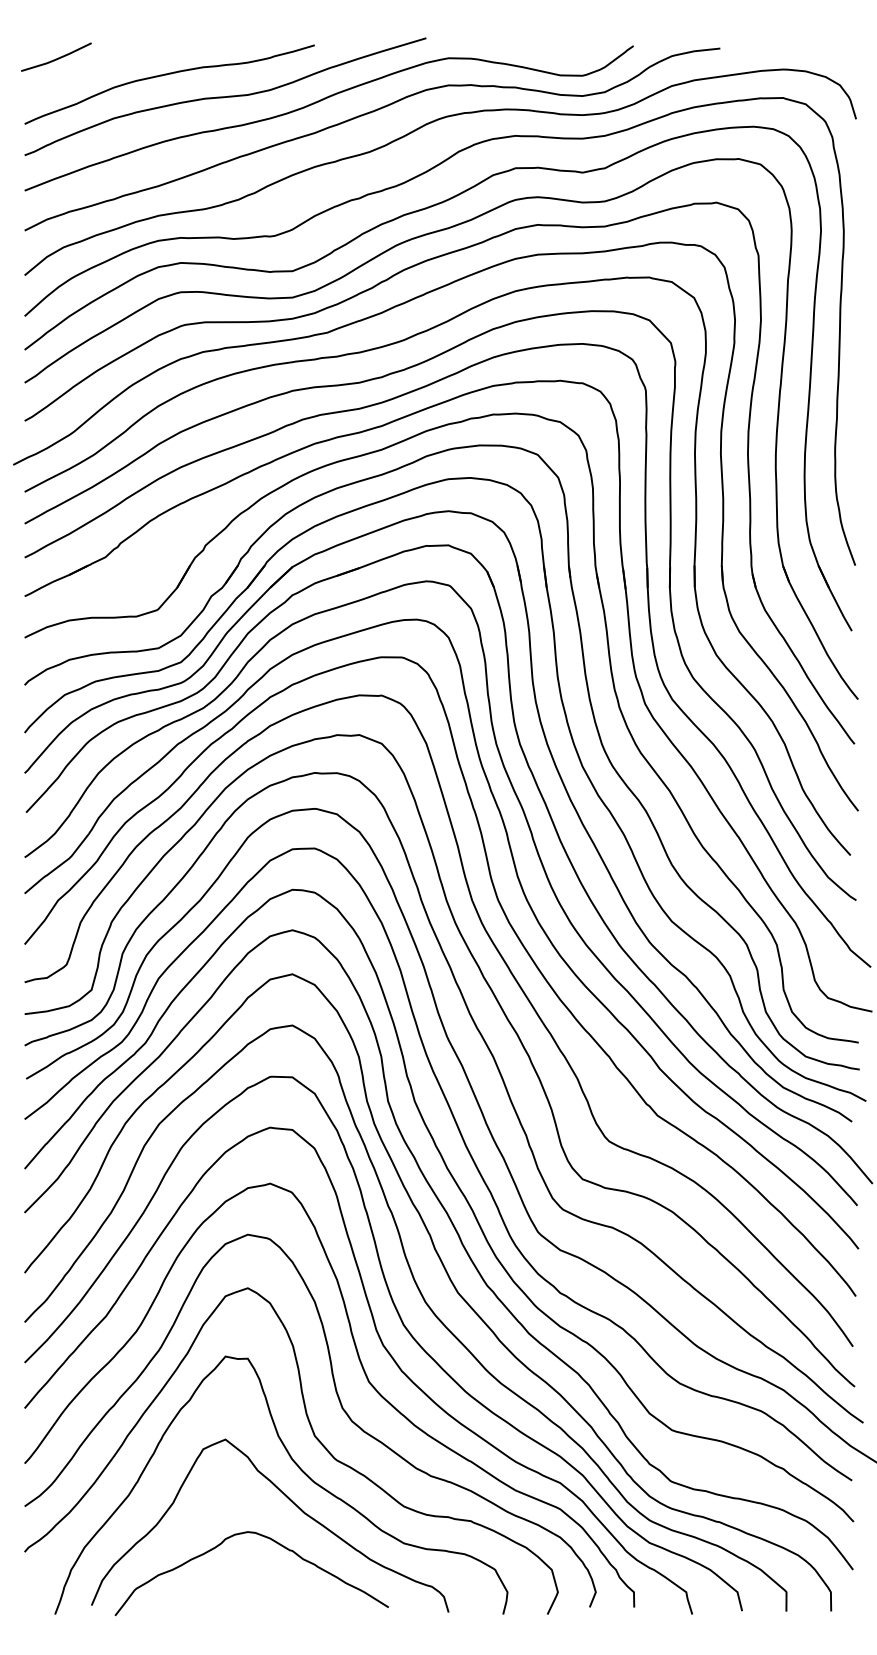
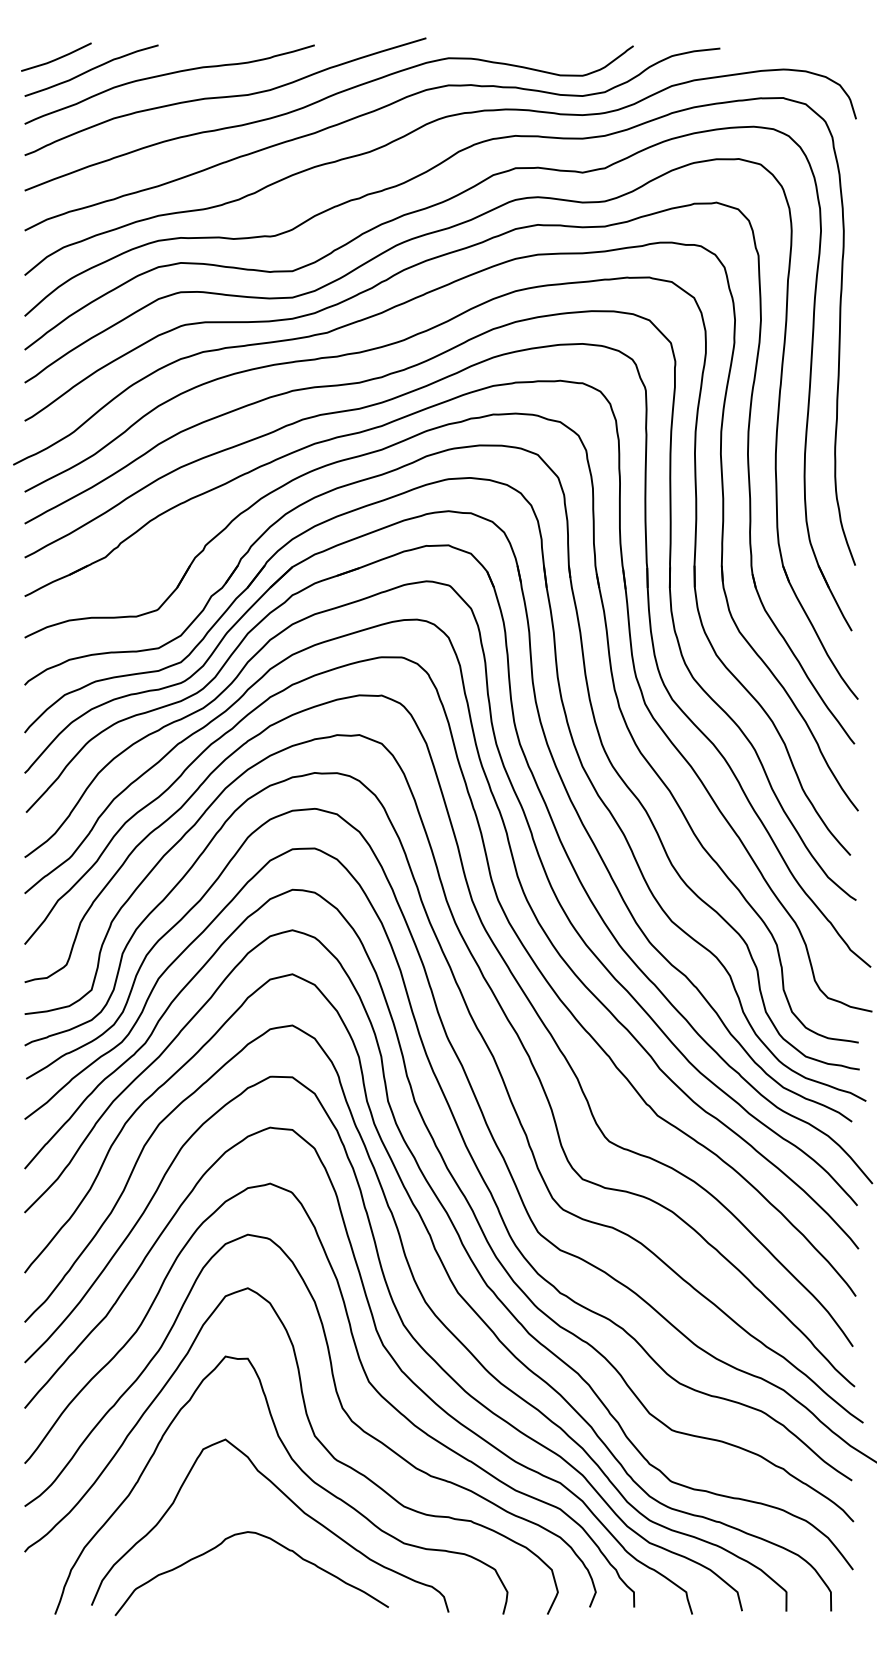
curve: none -> present (91, 70)
